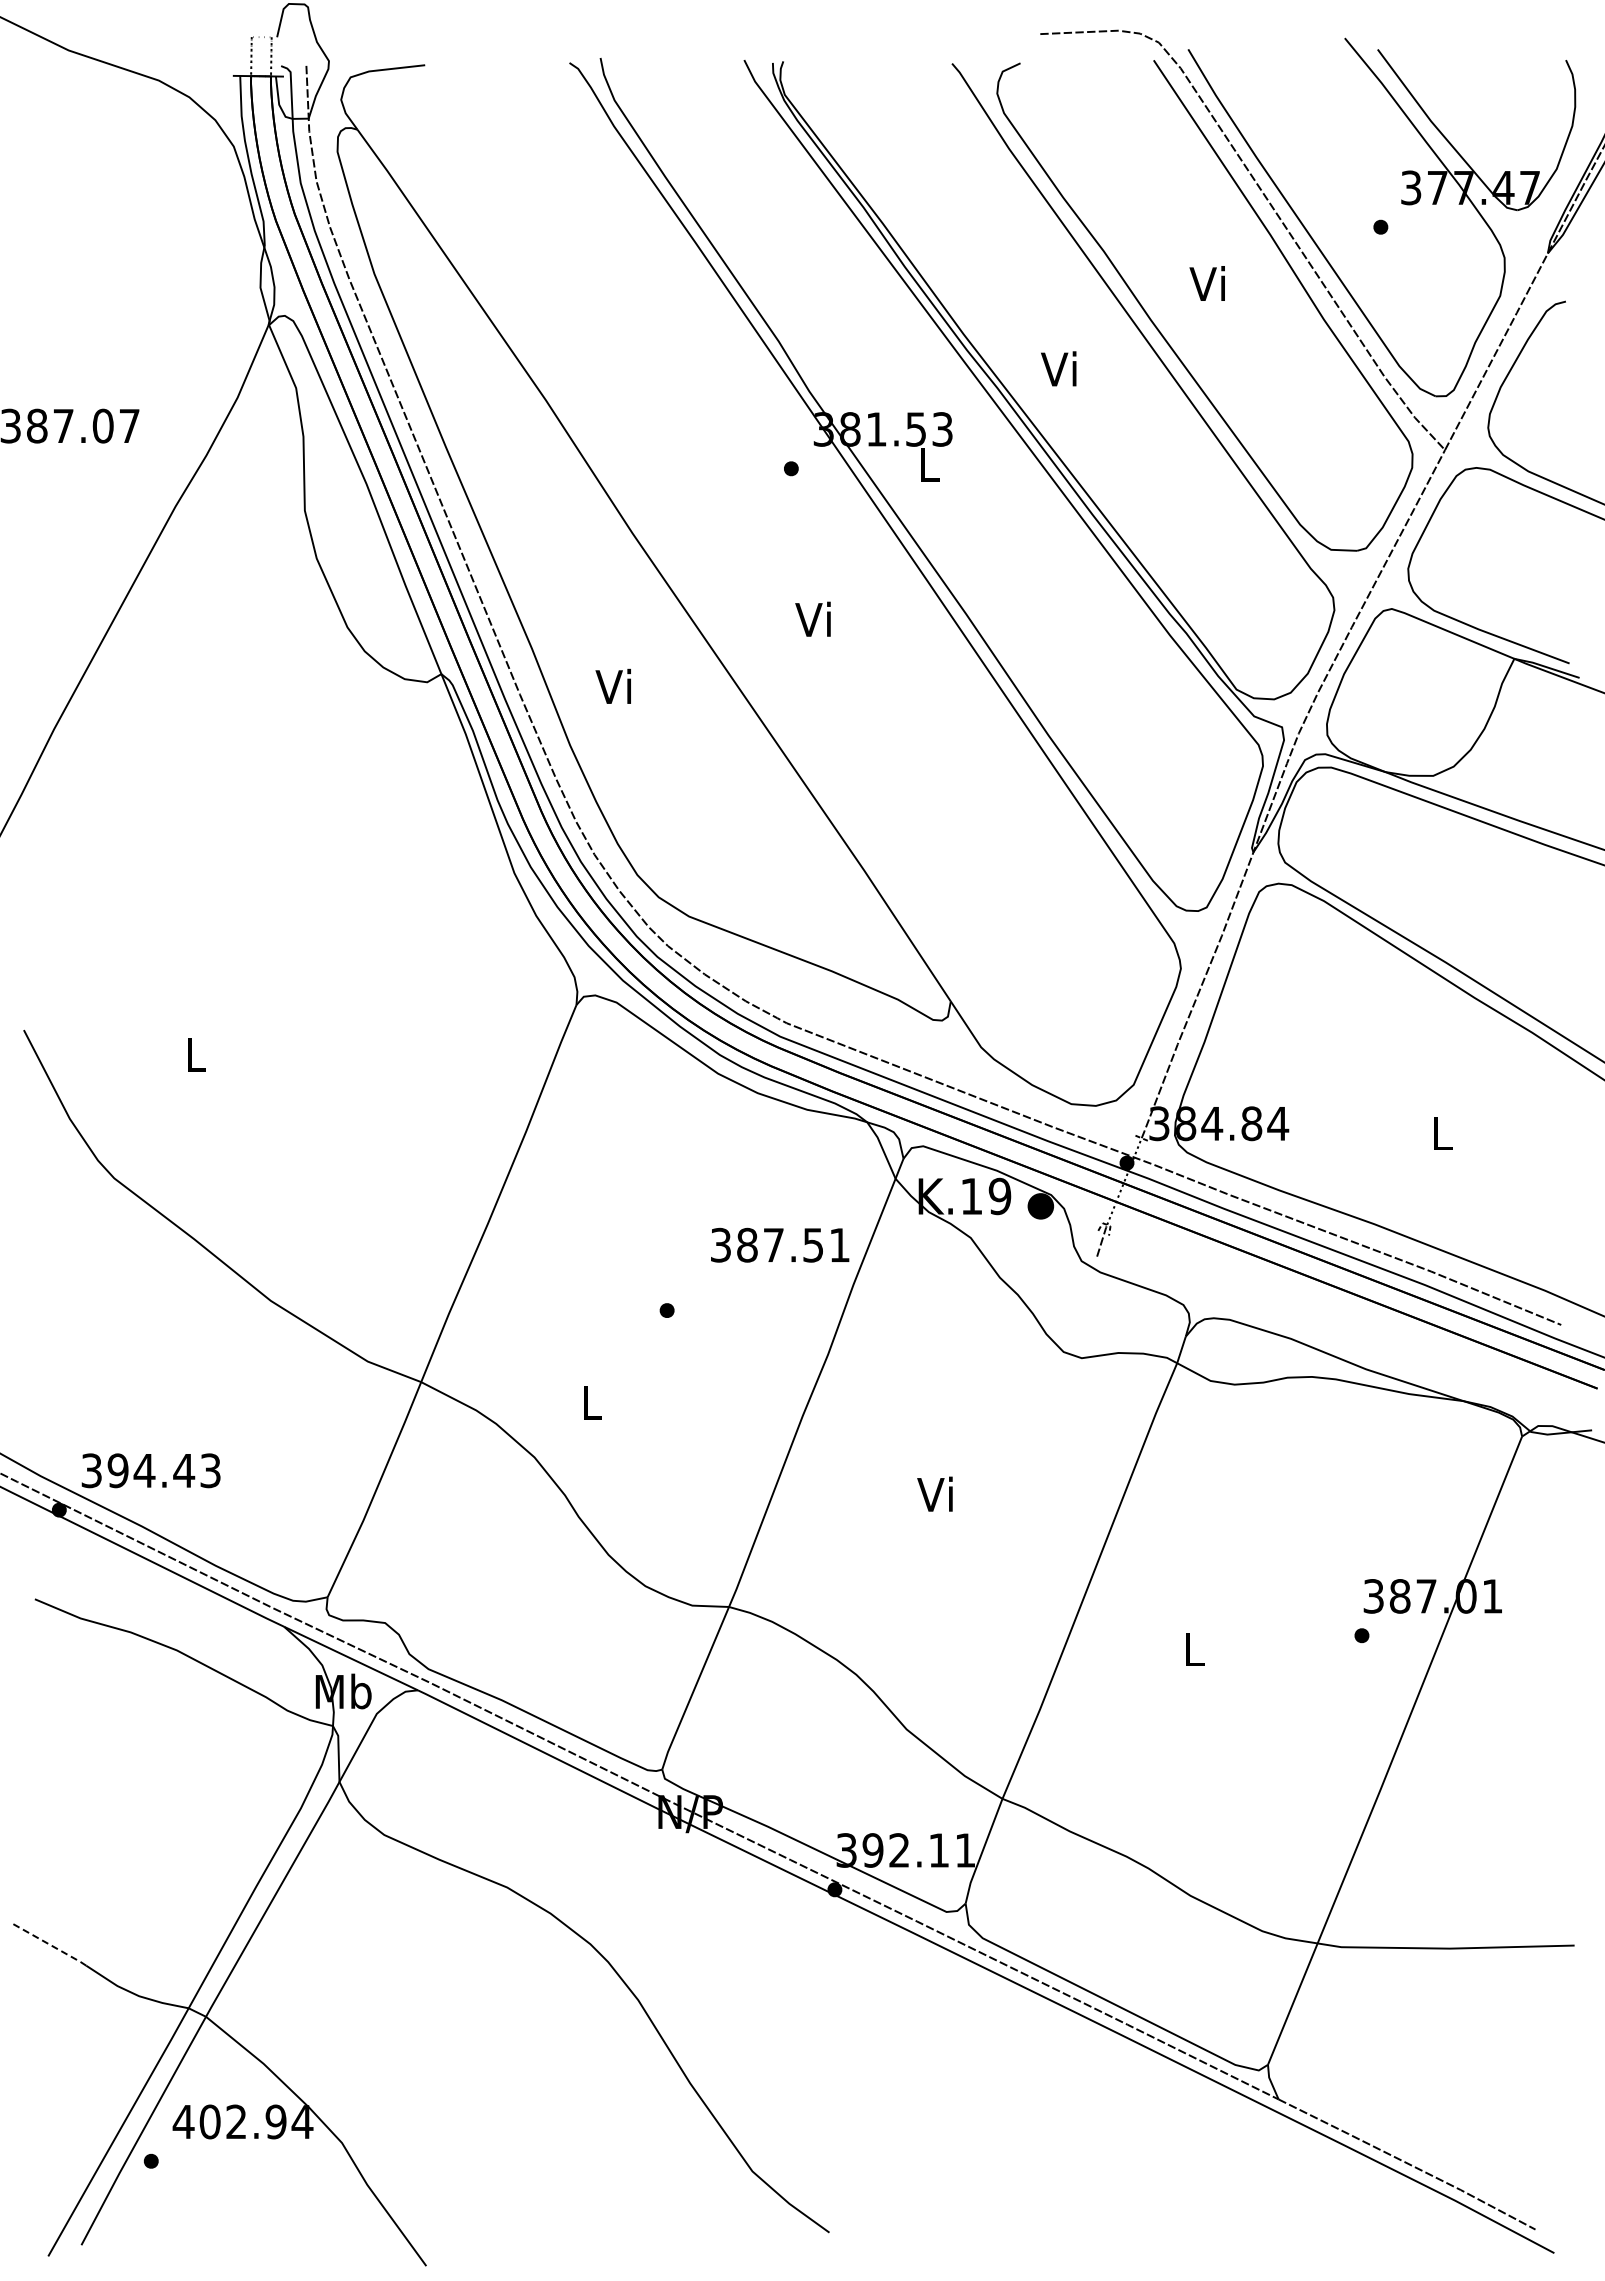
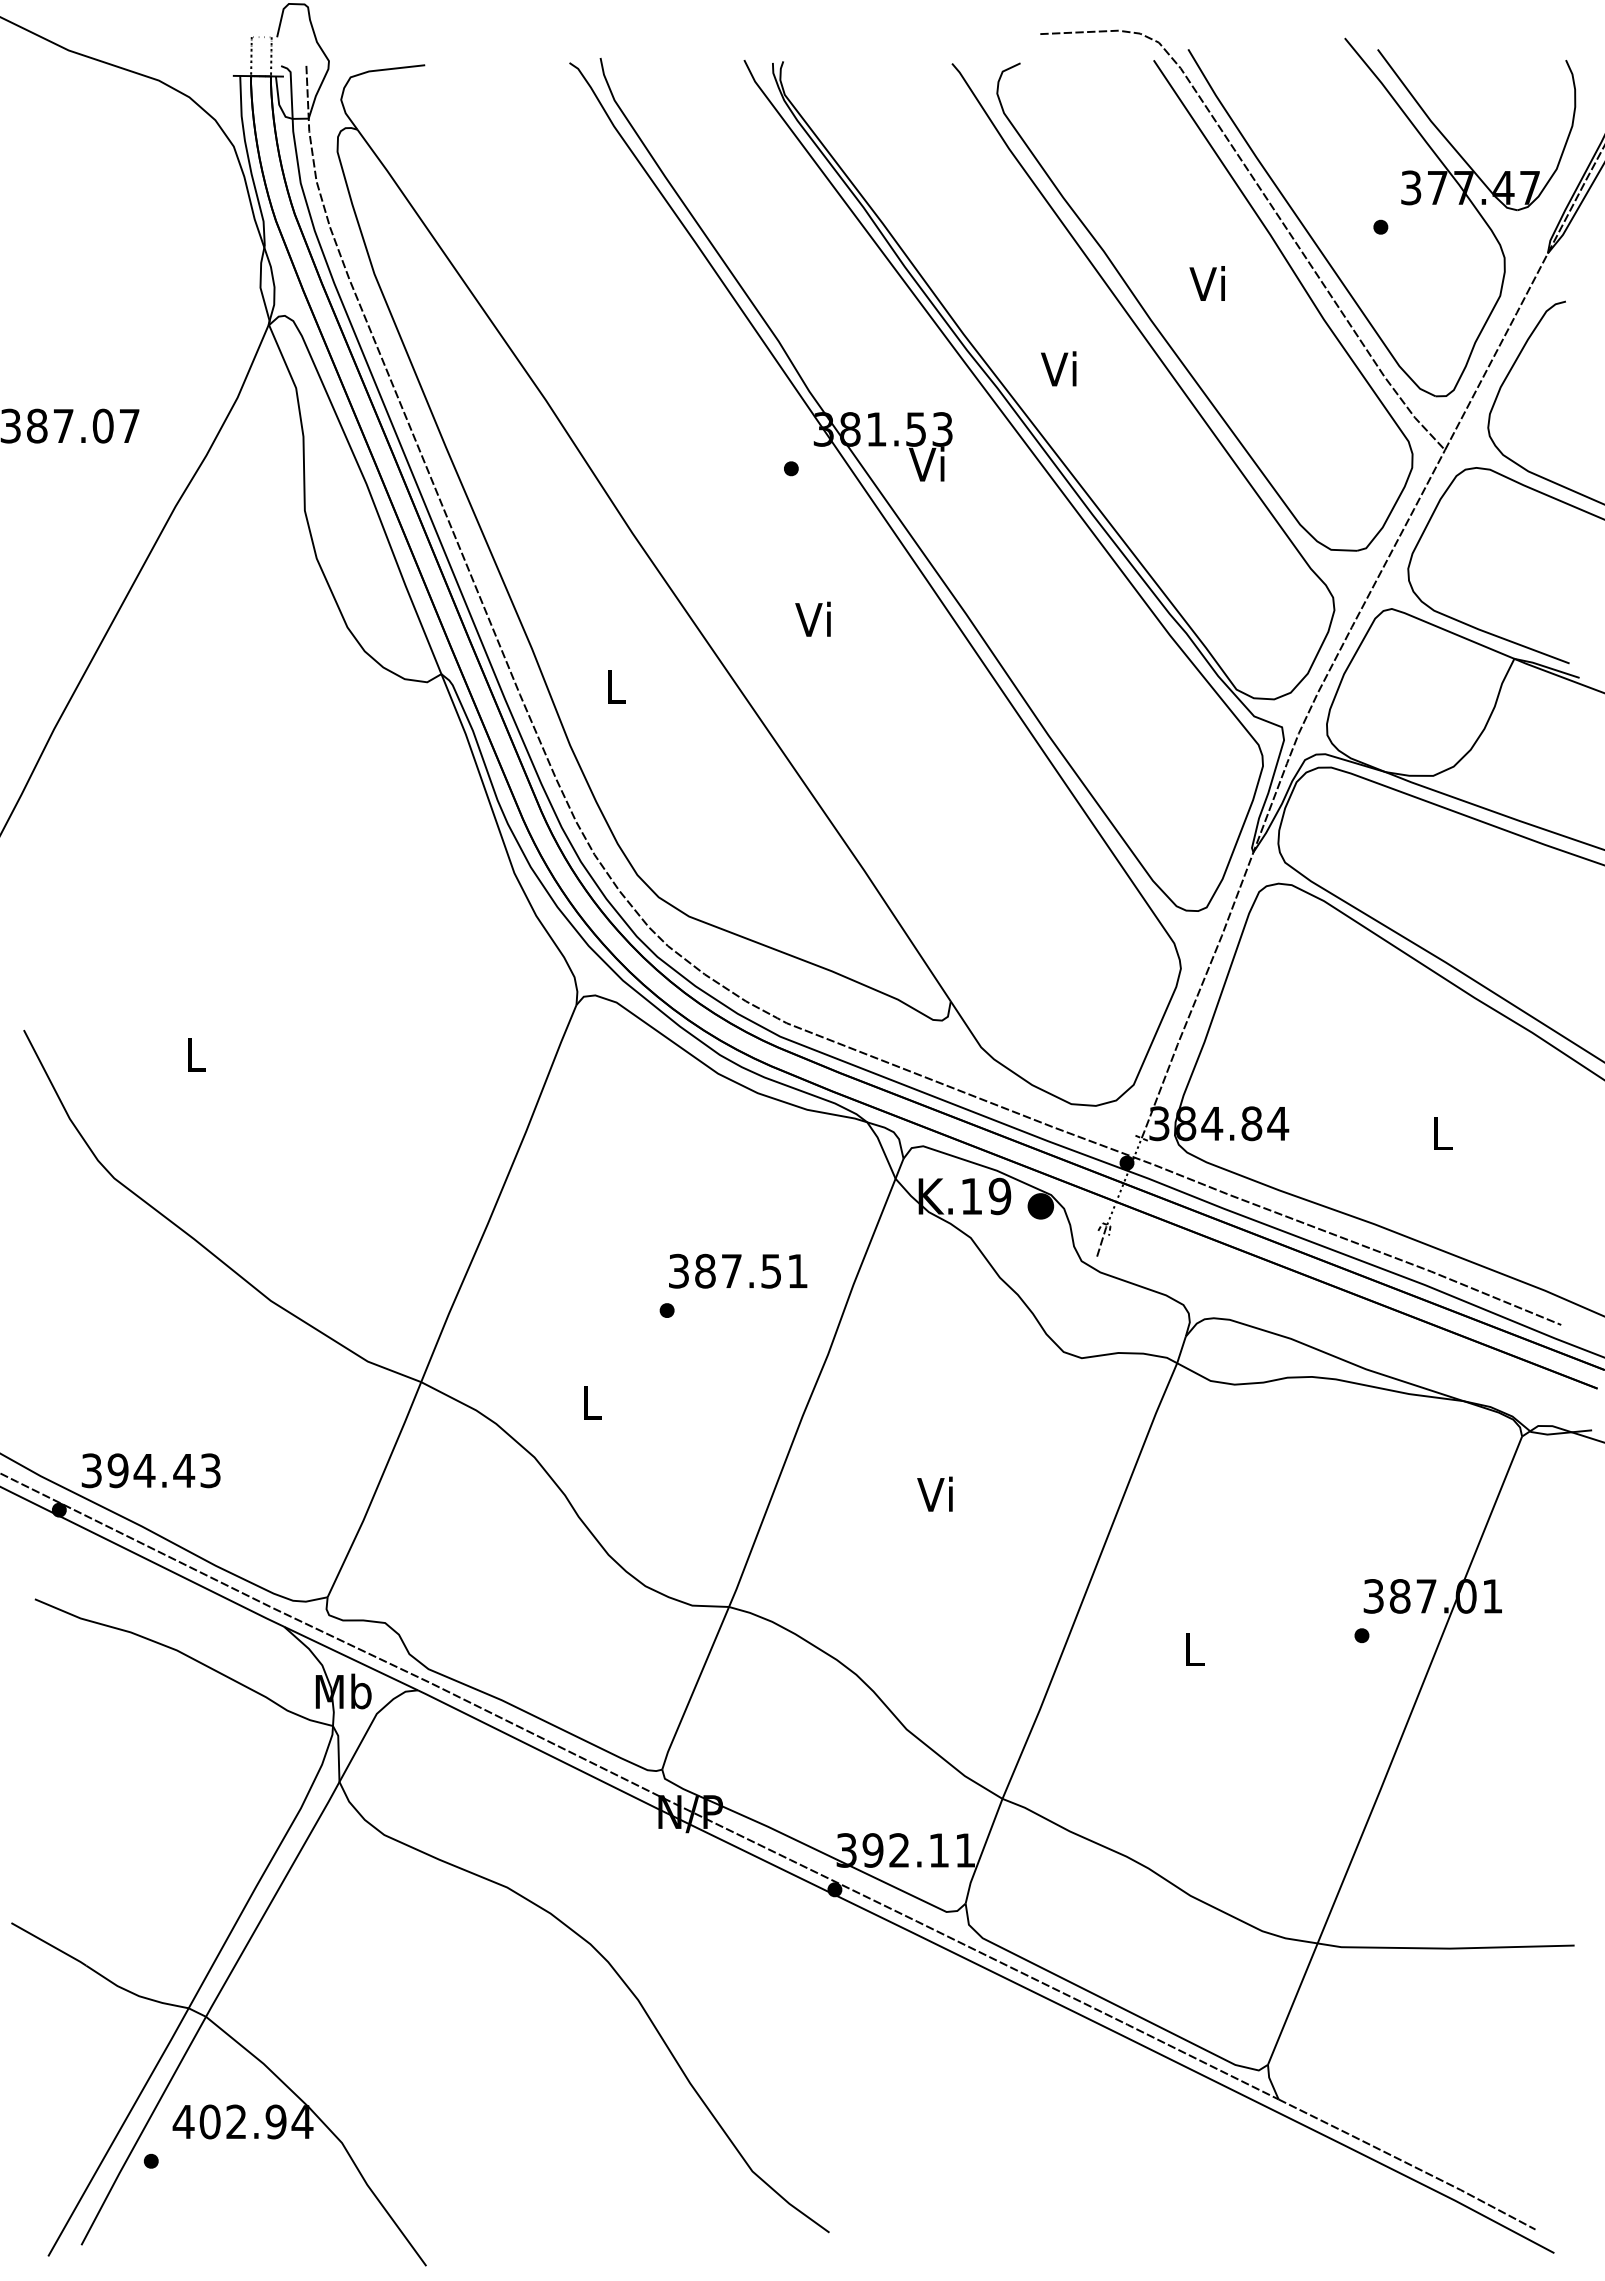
text: L -> Vi (926, 463)
text: Vi -> L (612, 685)
text position: (780, 1244) -> (738, 1270) (738, 1270)
line: dashed -> solid (49, 1944)
